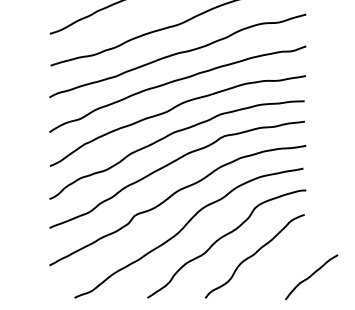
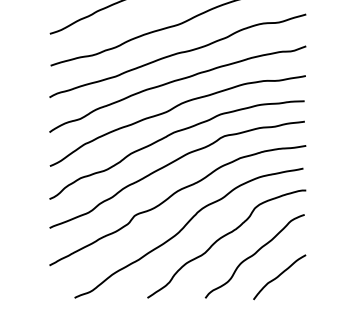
curve position: (311, 276) -> (279, 276) (279, 276)
